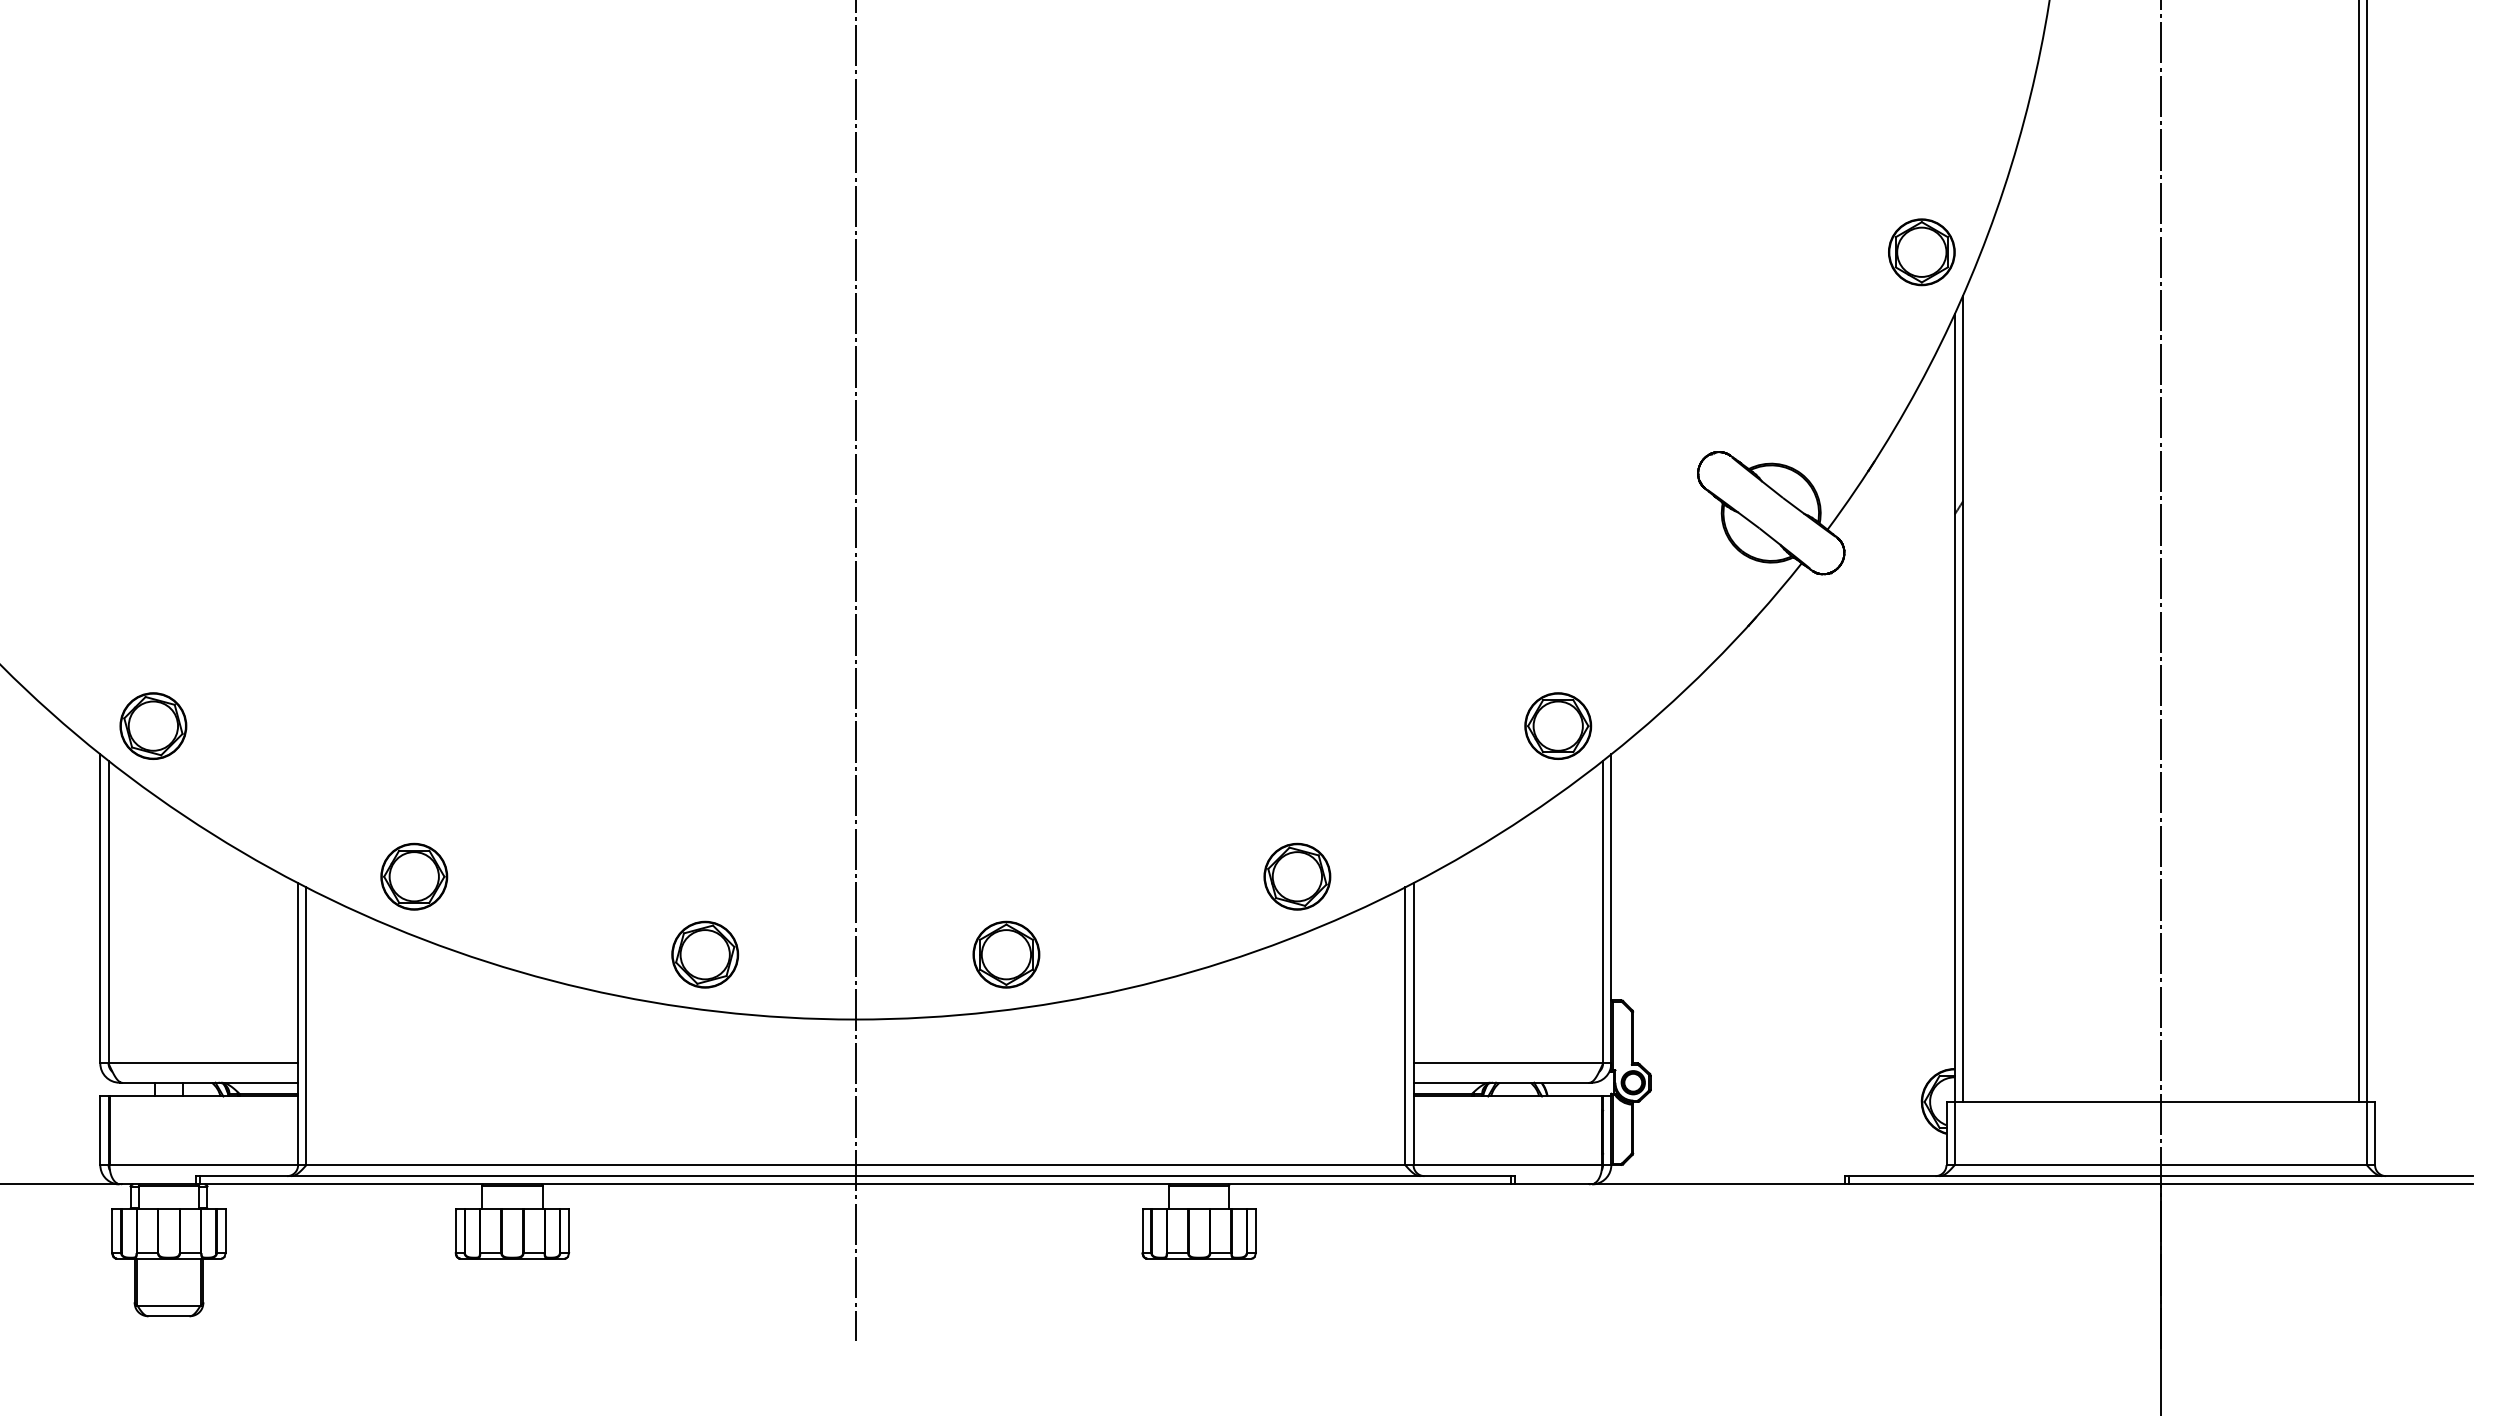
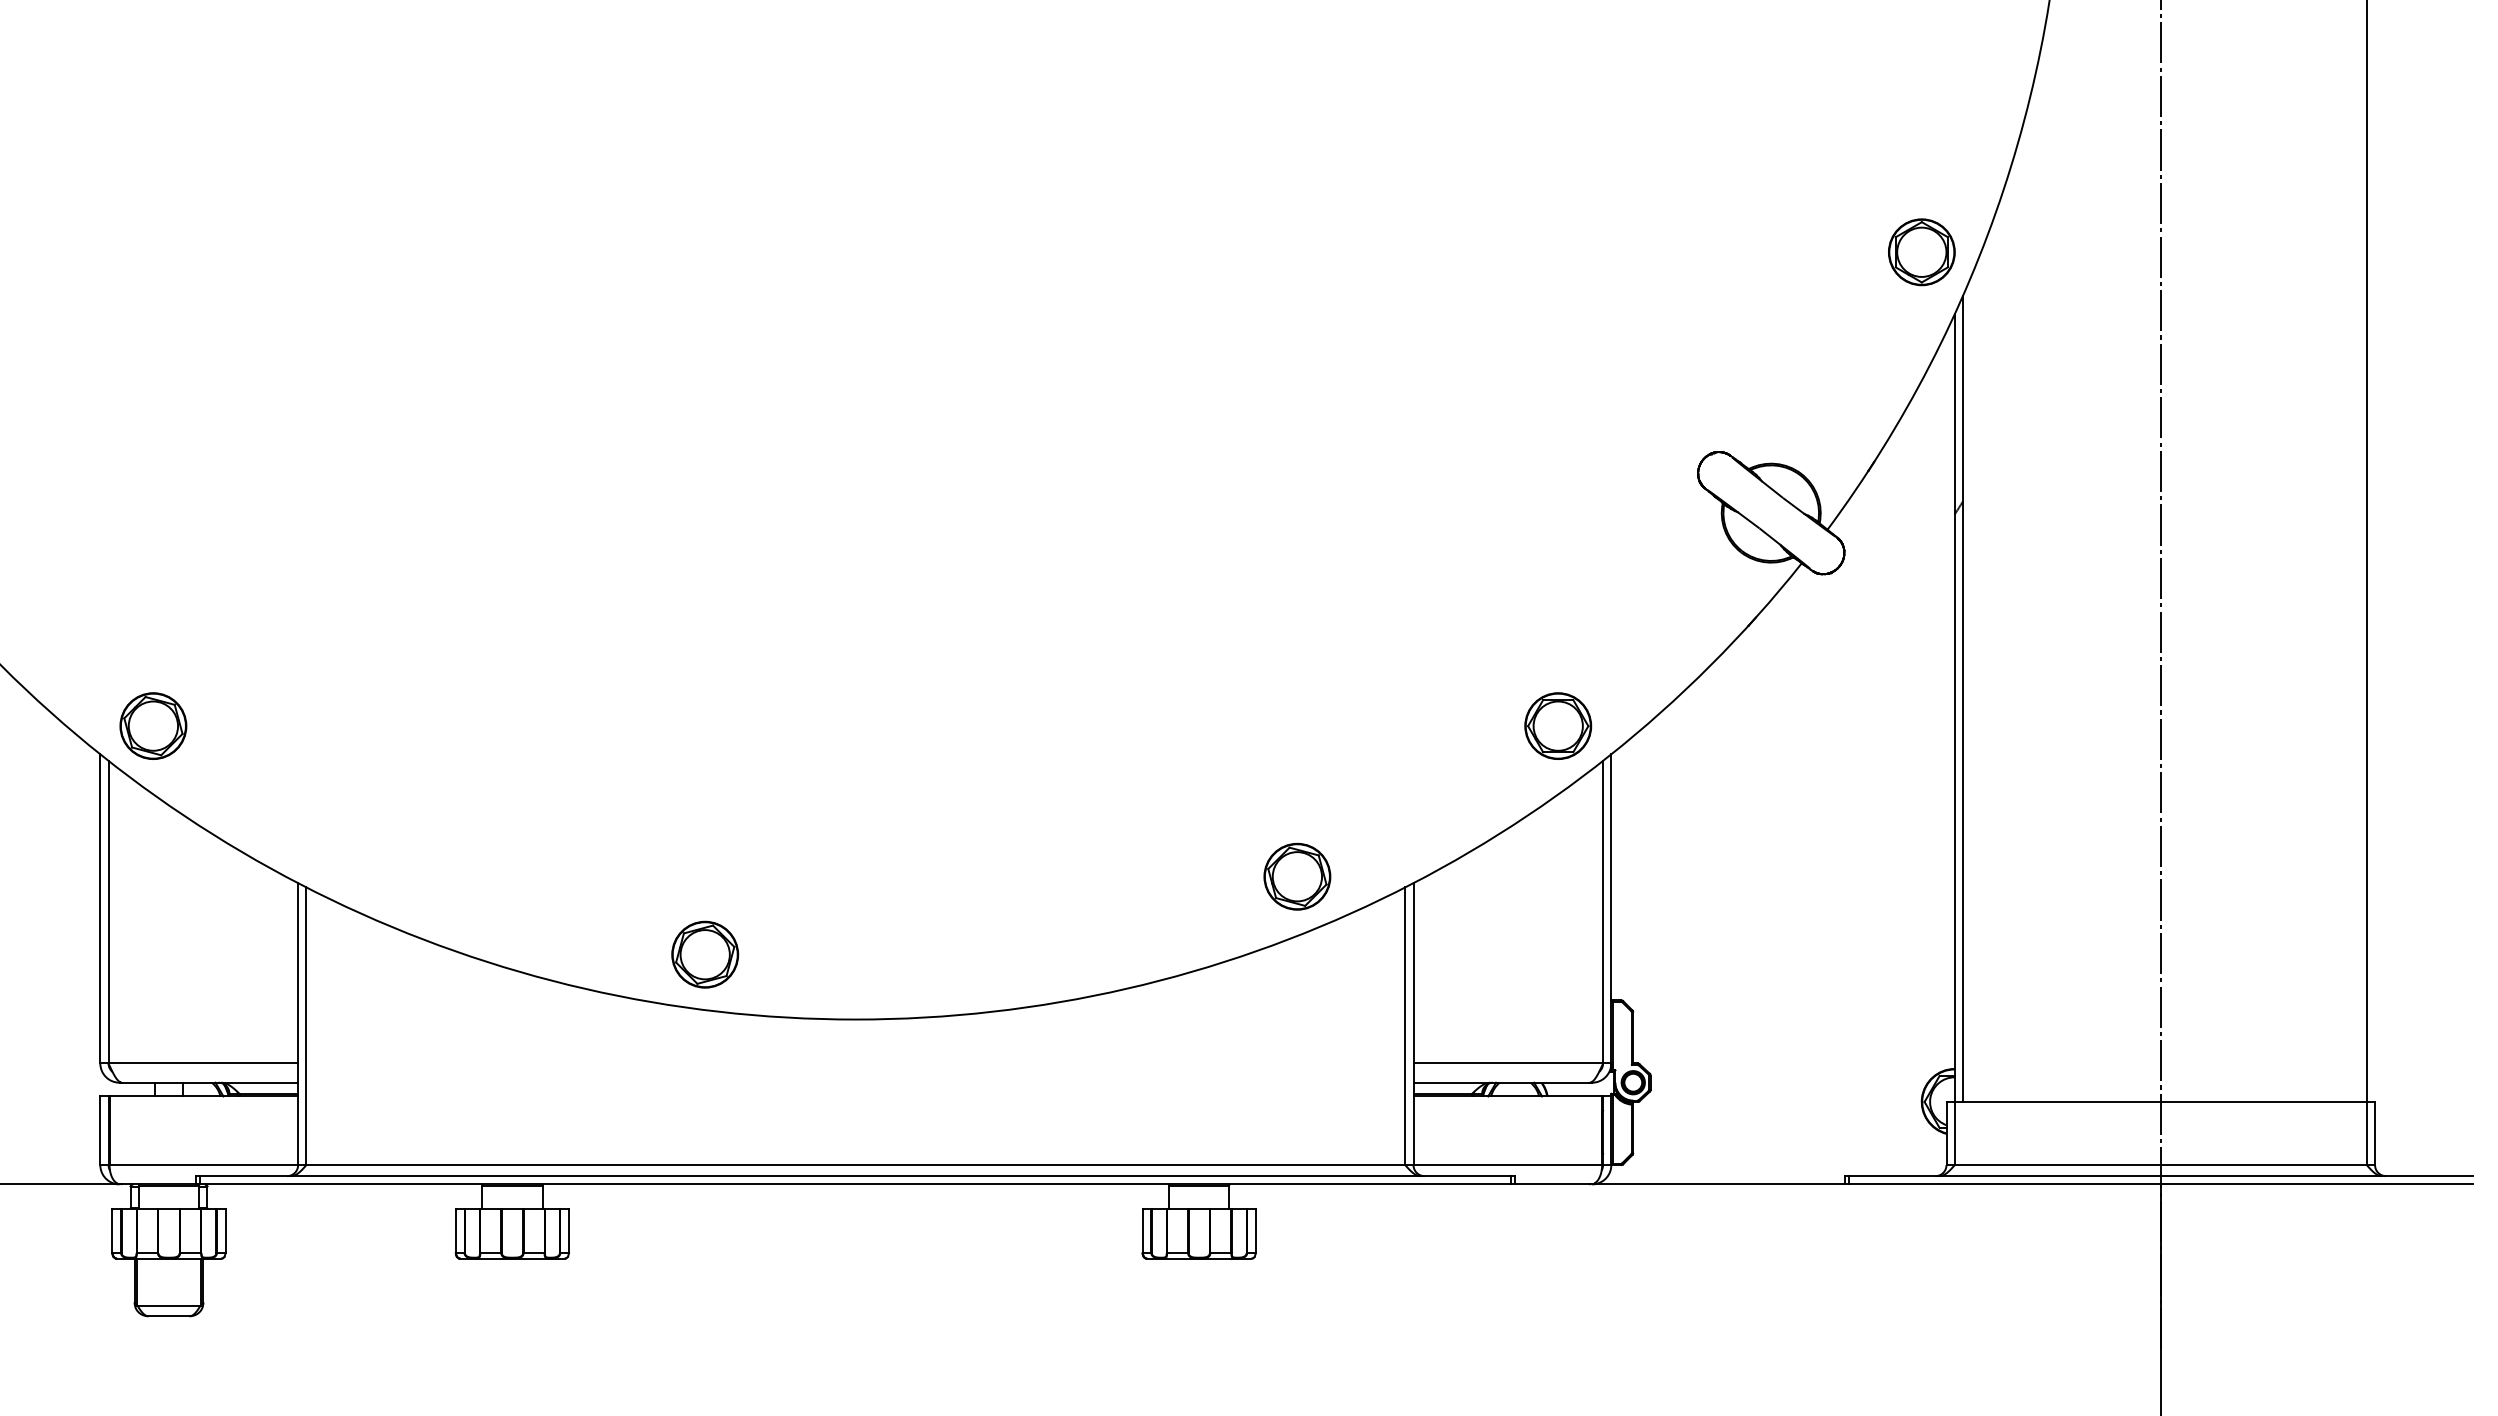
line: present -> none (2358, 551)
line: present -> none (855, 671)
part: present -> none (414, 876)
part: present -> none (1006, 954)
